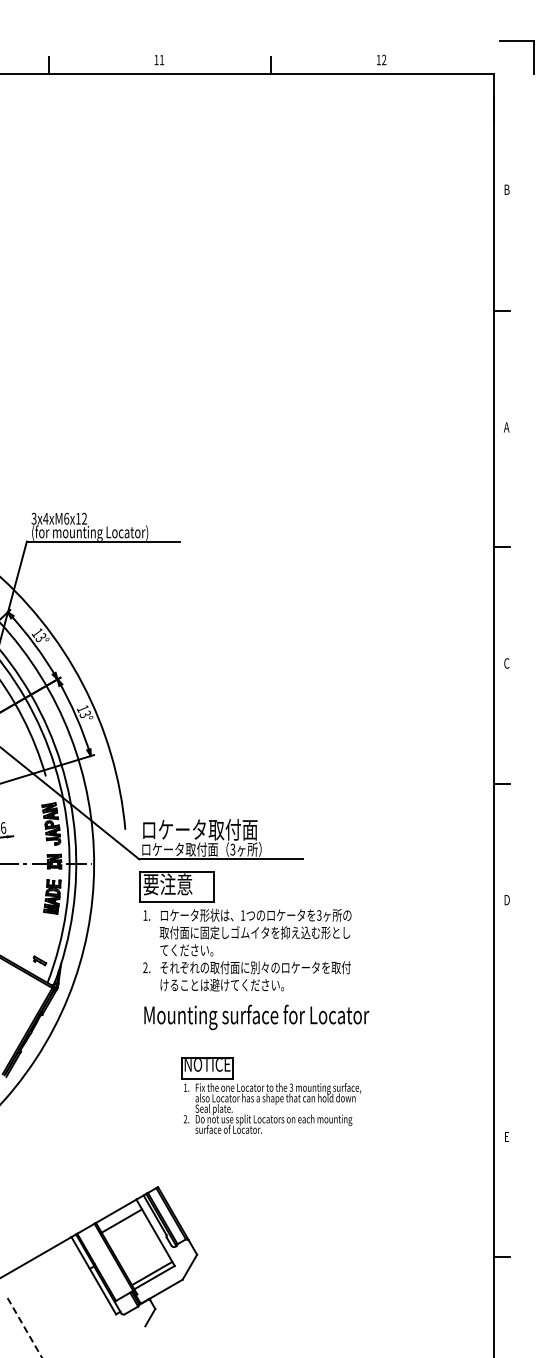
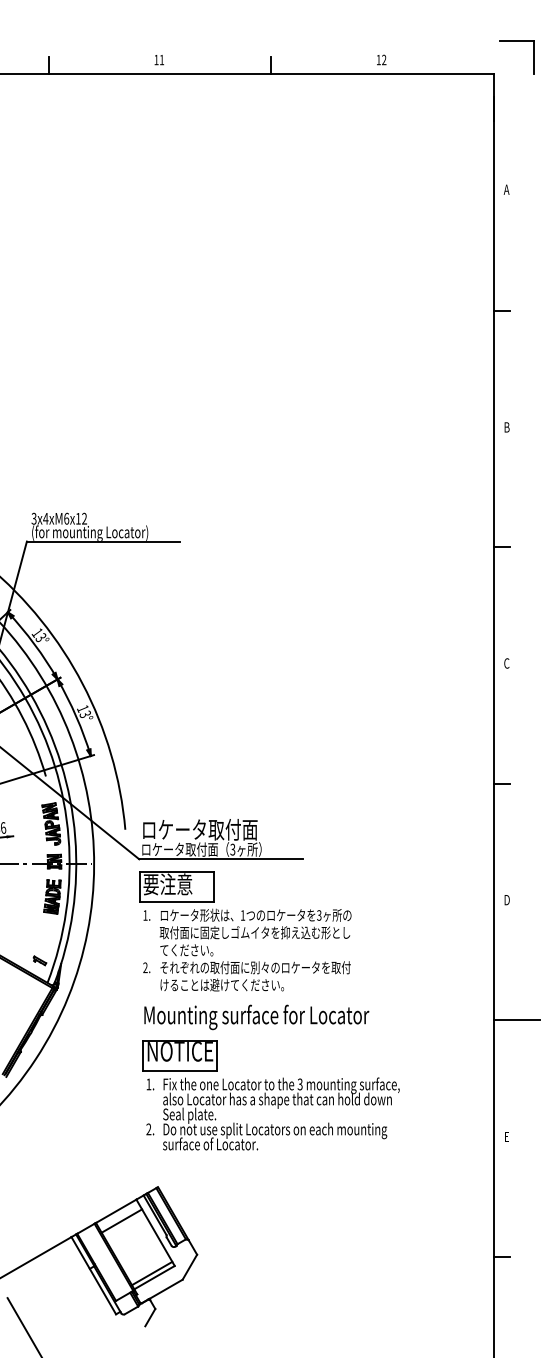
text: B -> A (506, 189)
text: A -> B (506, 427)
line: none -> present (516, 1020)
part size: 181x77 px -> 258x111 px (270, 1095)
line: dashed -> solid (24, 1328)
